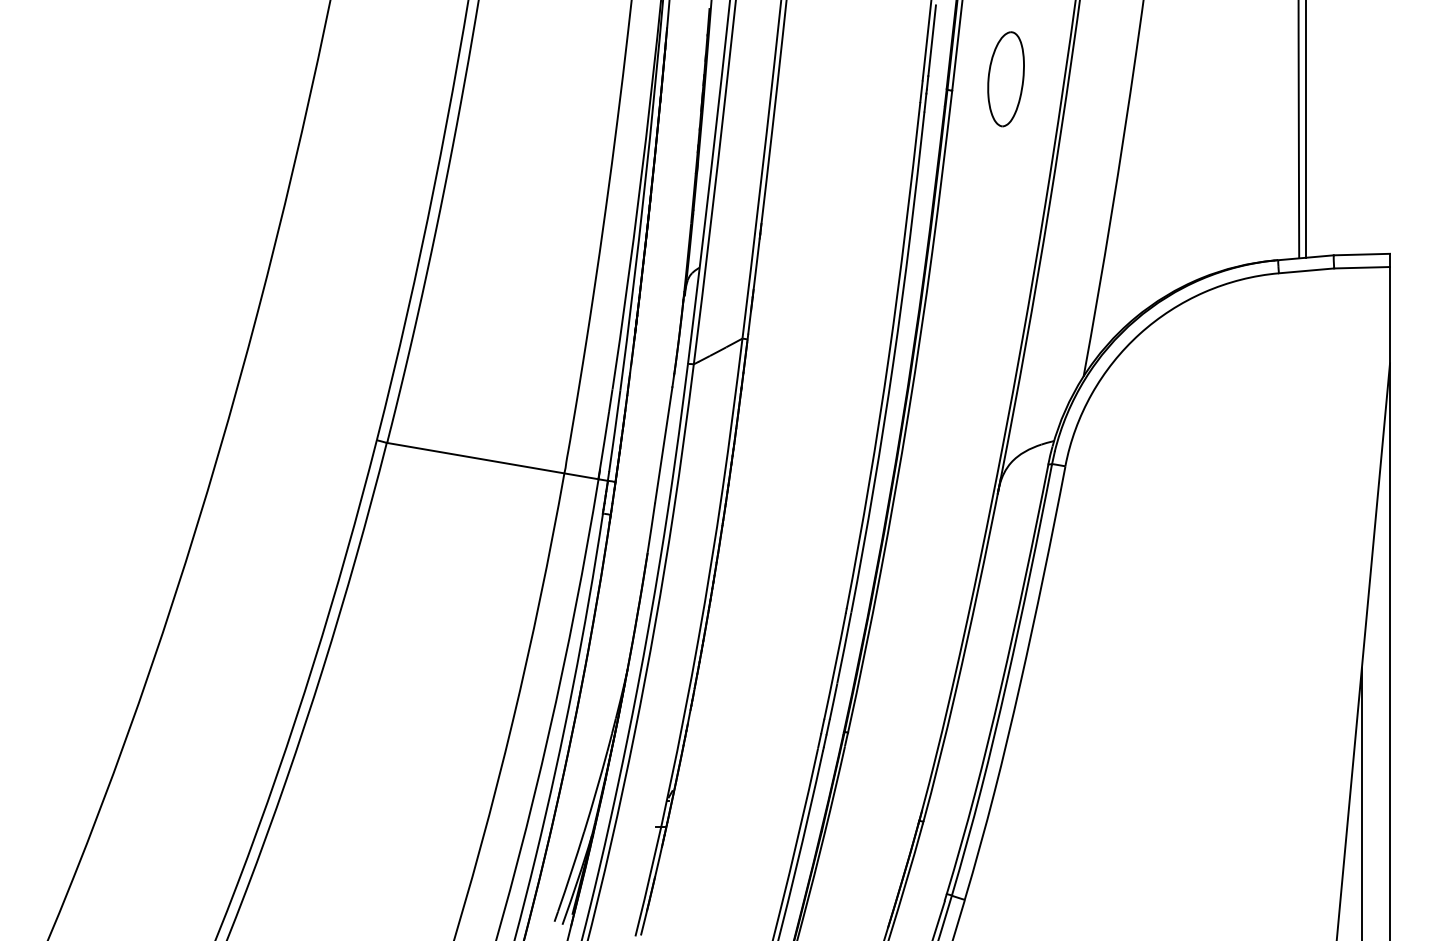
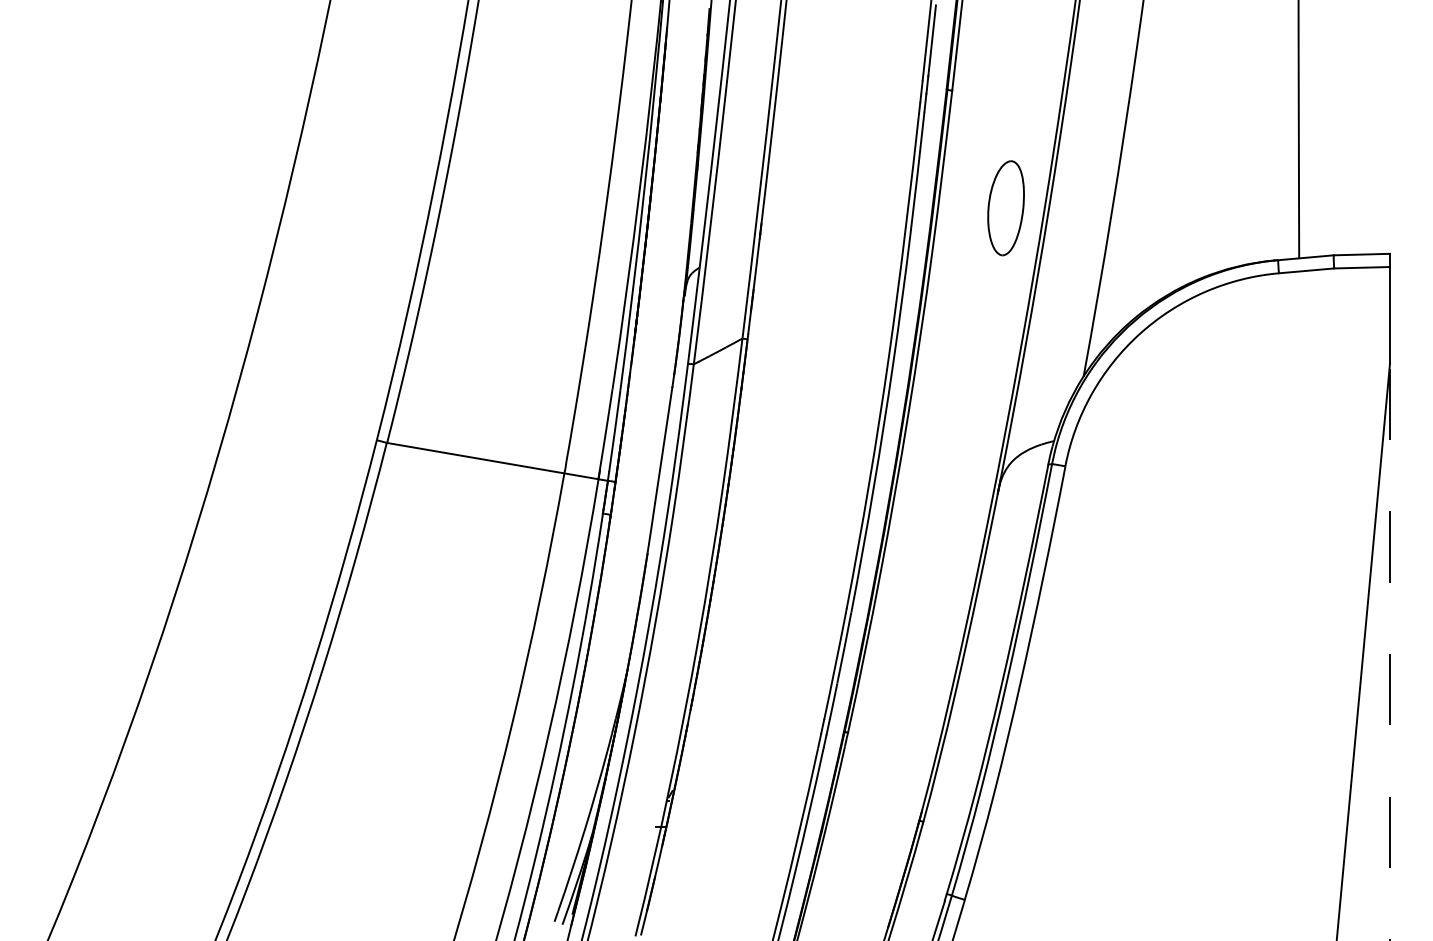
part position: (1005, 79) -> (1005, 208) (1005, 208)
line: present -> none (1305, 129)
line: solid -> dashed (1390, 651)
line: present -> none (1361, 802)
